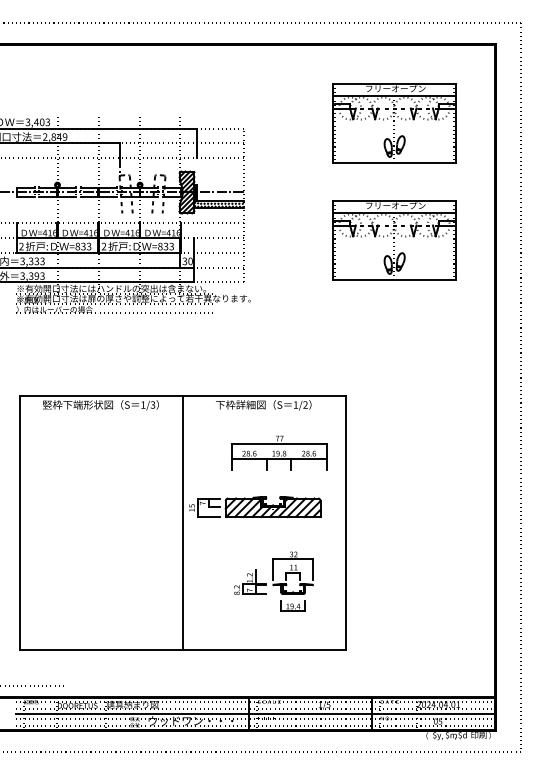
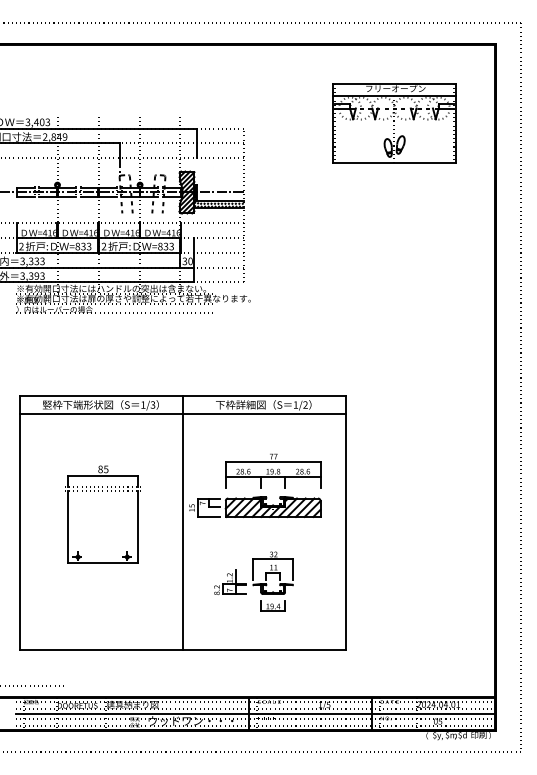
part: present -> none (394, 240)
line: none -> present (182, 413)
part position: (279, 452) -> (273, 470) (273, 470)
part: none -> present (102, 491)
part position: (273, 581) -> (253, 581) (253, 581)
